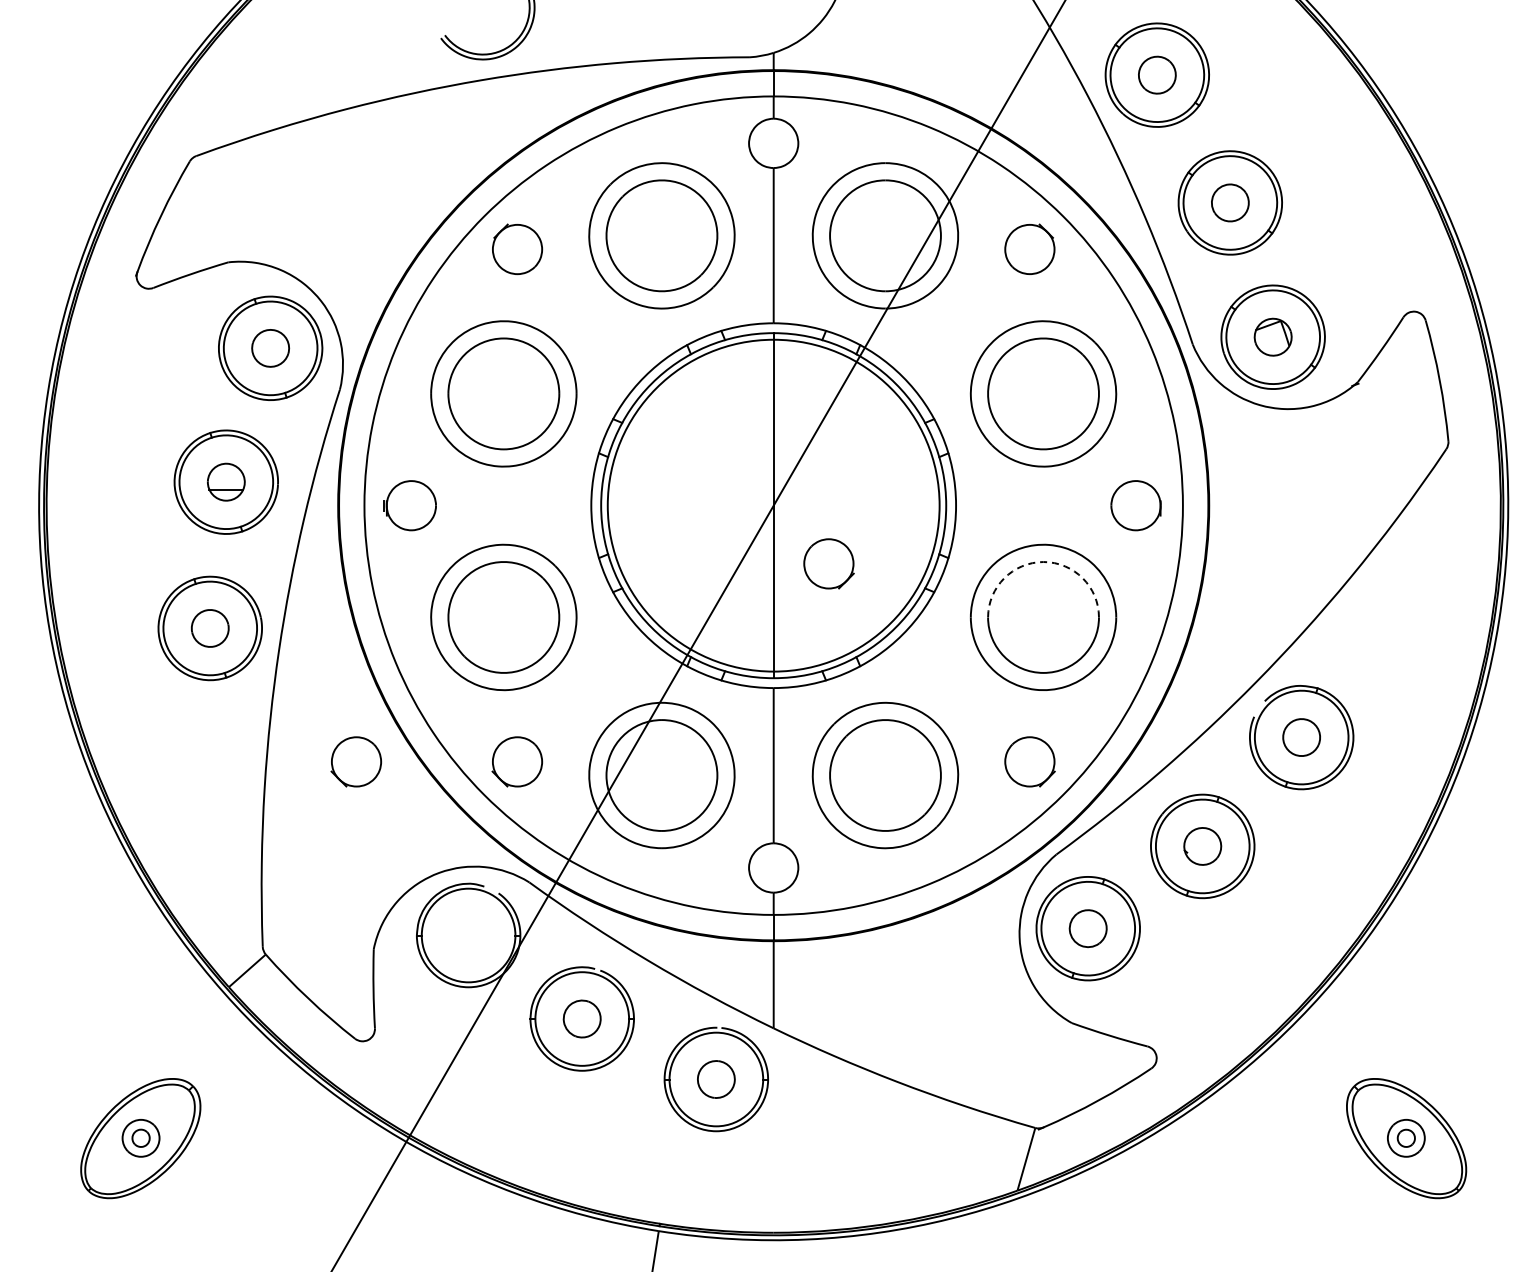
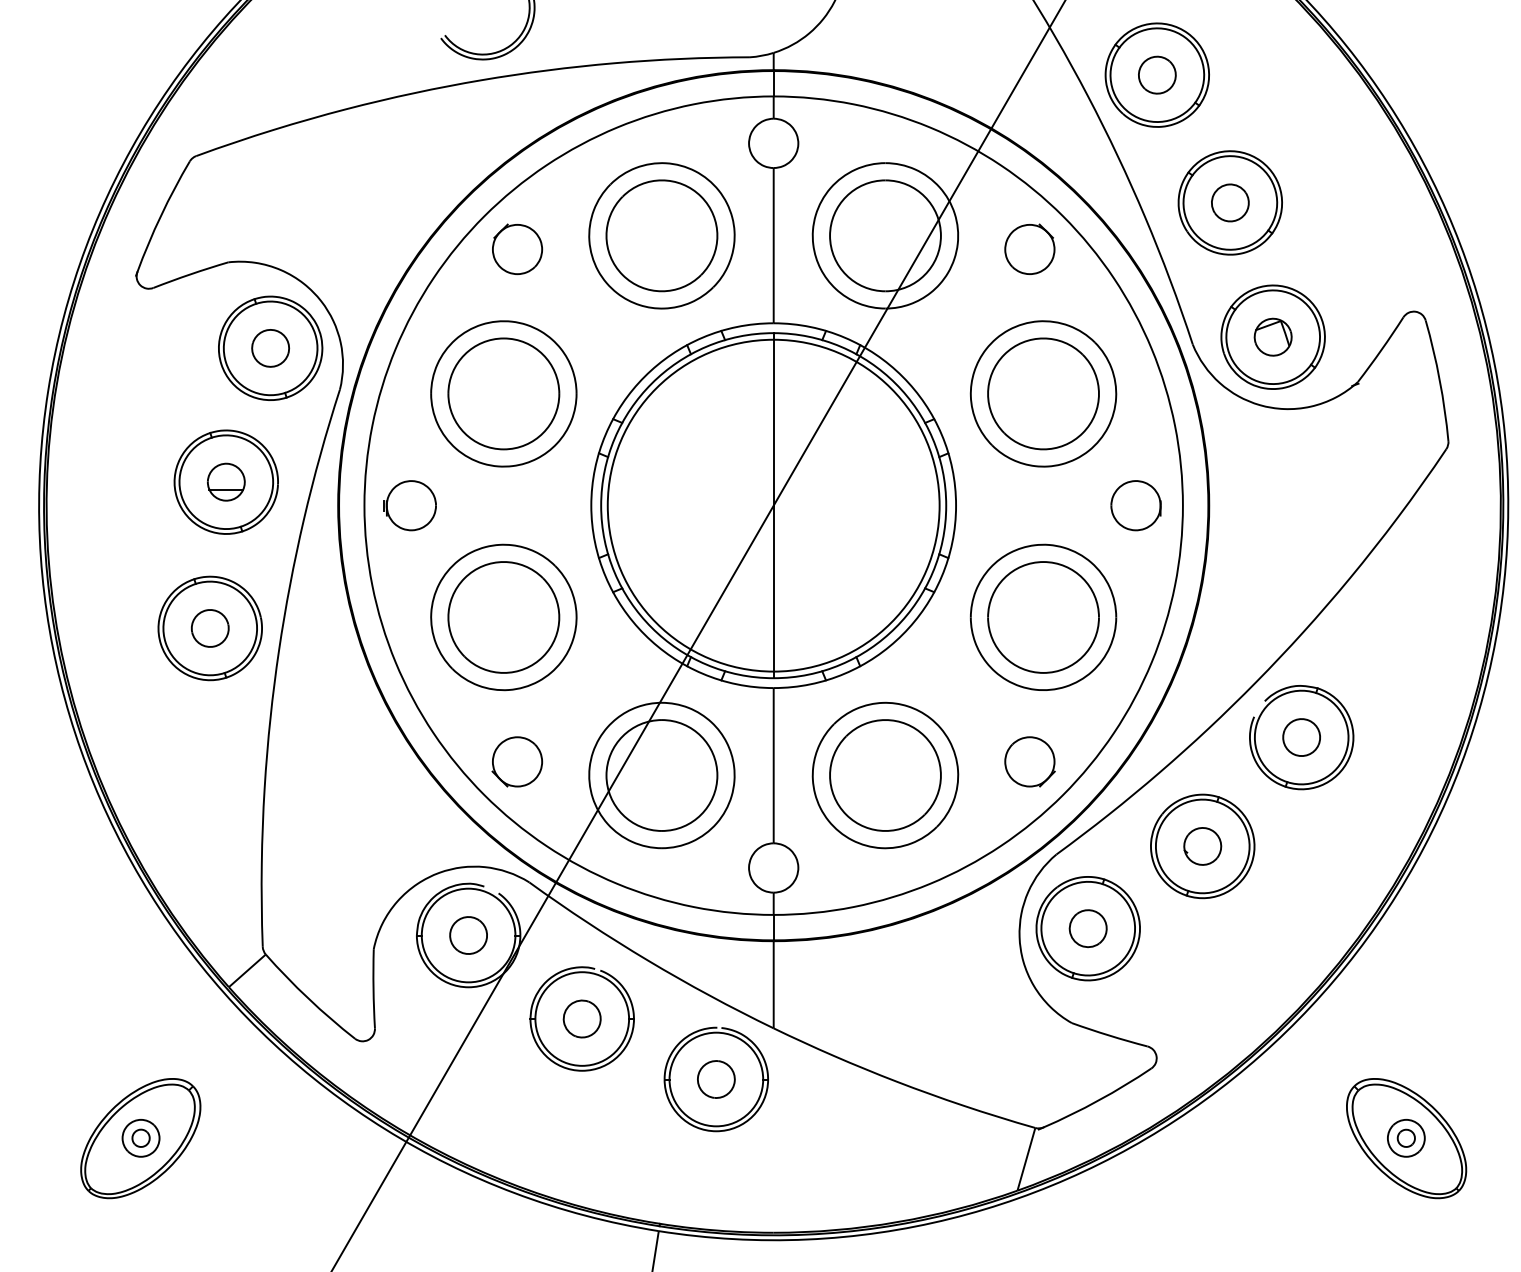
arc: dashed -> solid (1043, 562)
part: present -> none (828, 563)
part: present -> none (356, 761)
part: none -> present (468, 935)
